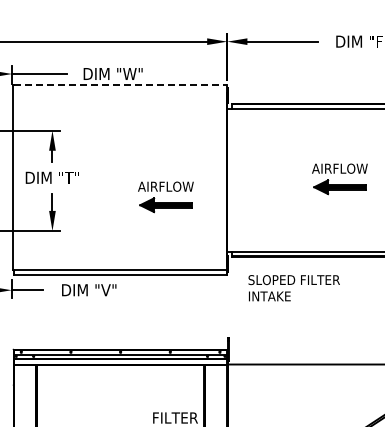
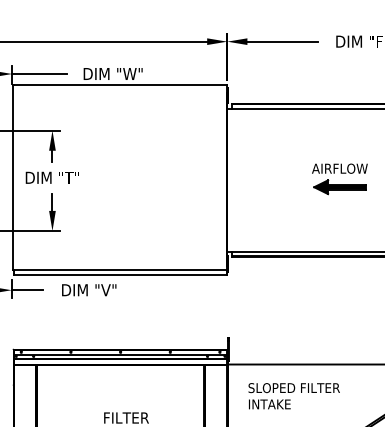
line: dashed -> solid (120, 84)
part: present -> none (165, 197)
text position: (293, 288) -> (293, 396) (293, 396)
text position: (175, 417) -> (126, 417) (126, 417)
